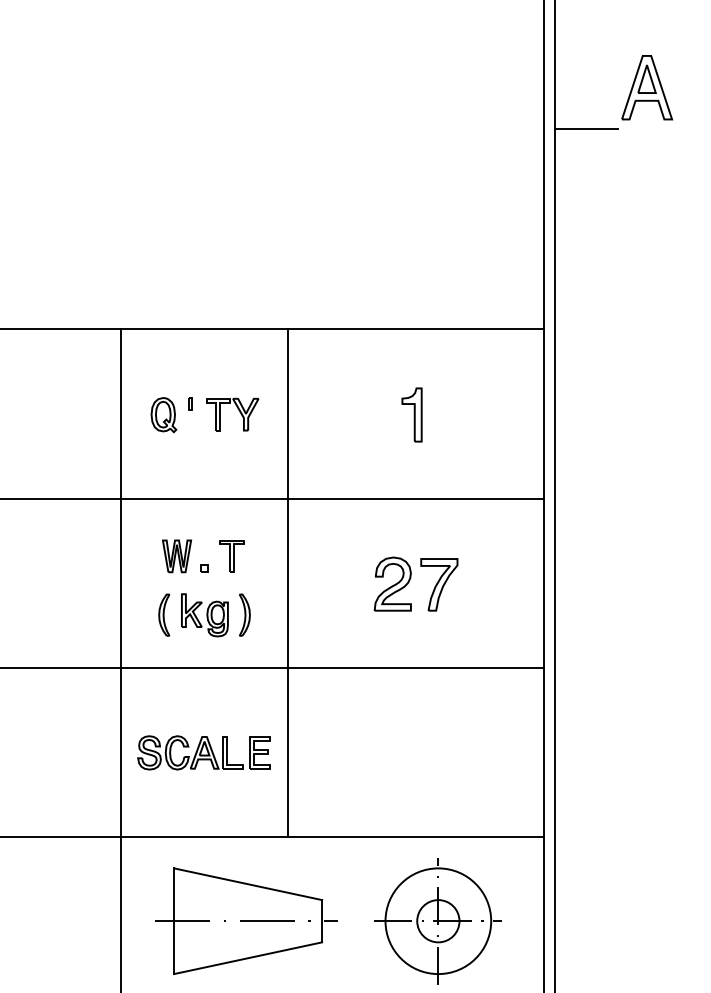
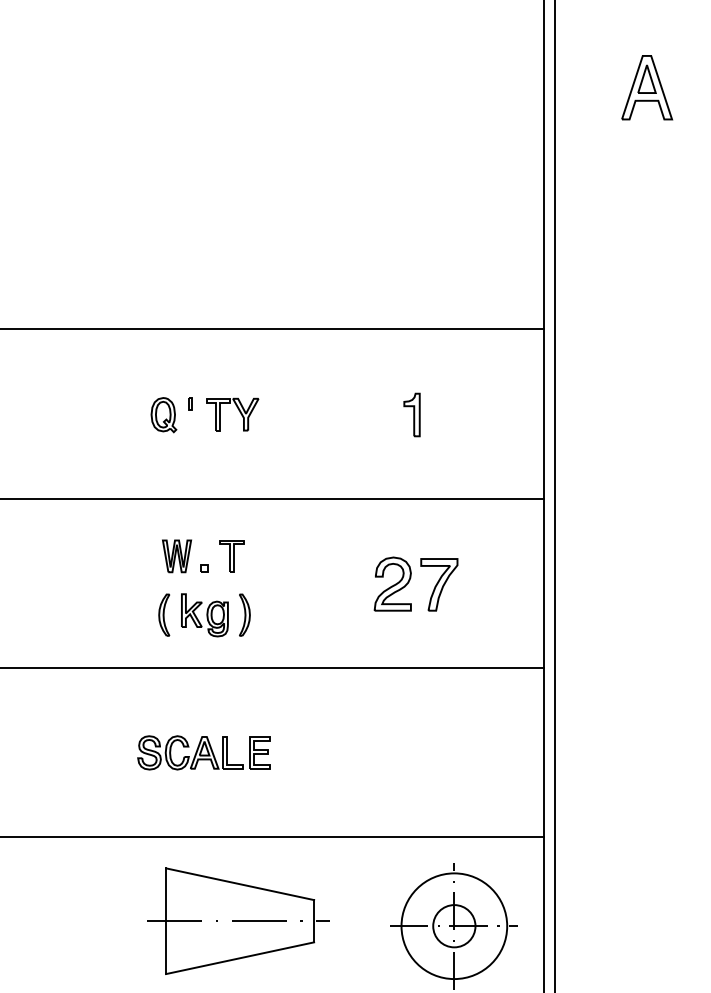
line: present -> none (586, 128)
part size: 22x56 px -> 18x46 px (411, 414)
line: present -> none (287, 582)
line: present -> none (121, 659)
part position: (246, 920) -> (238, 920) (238, 920)
part position: (437, 921) -> (453, 926) (453, 926)
